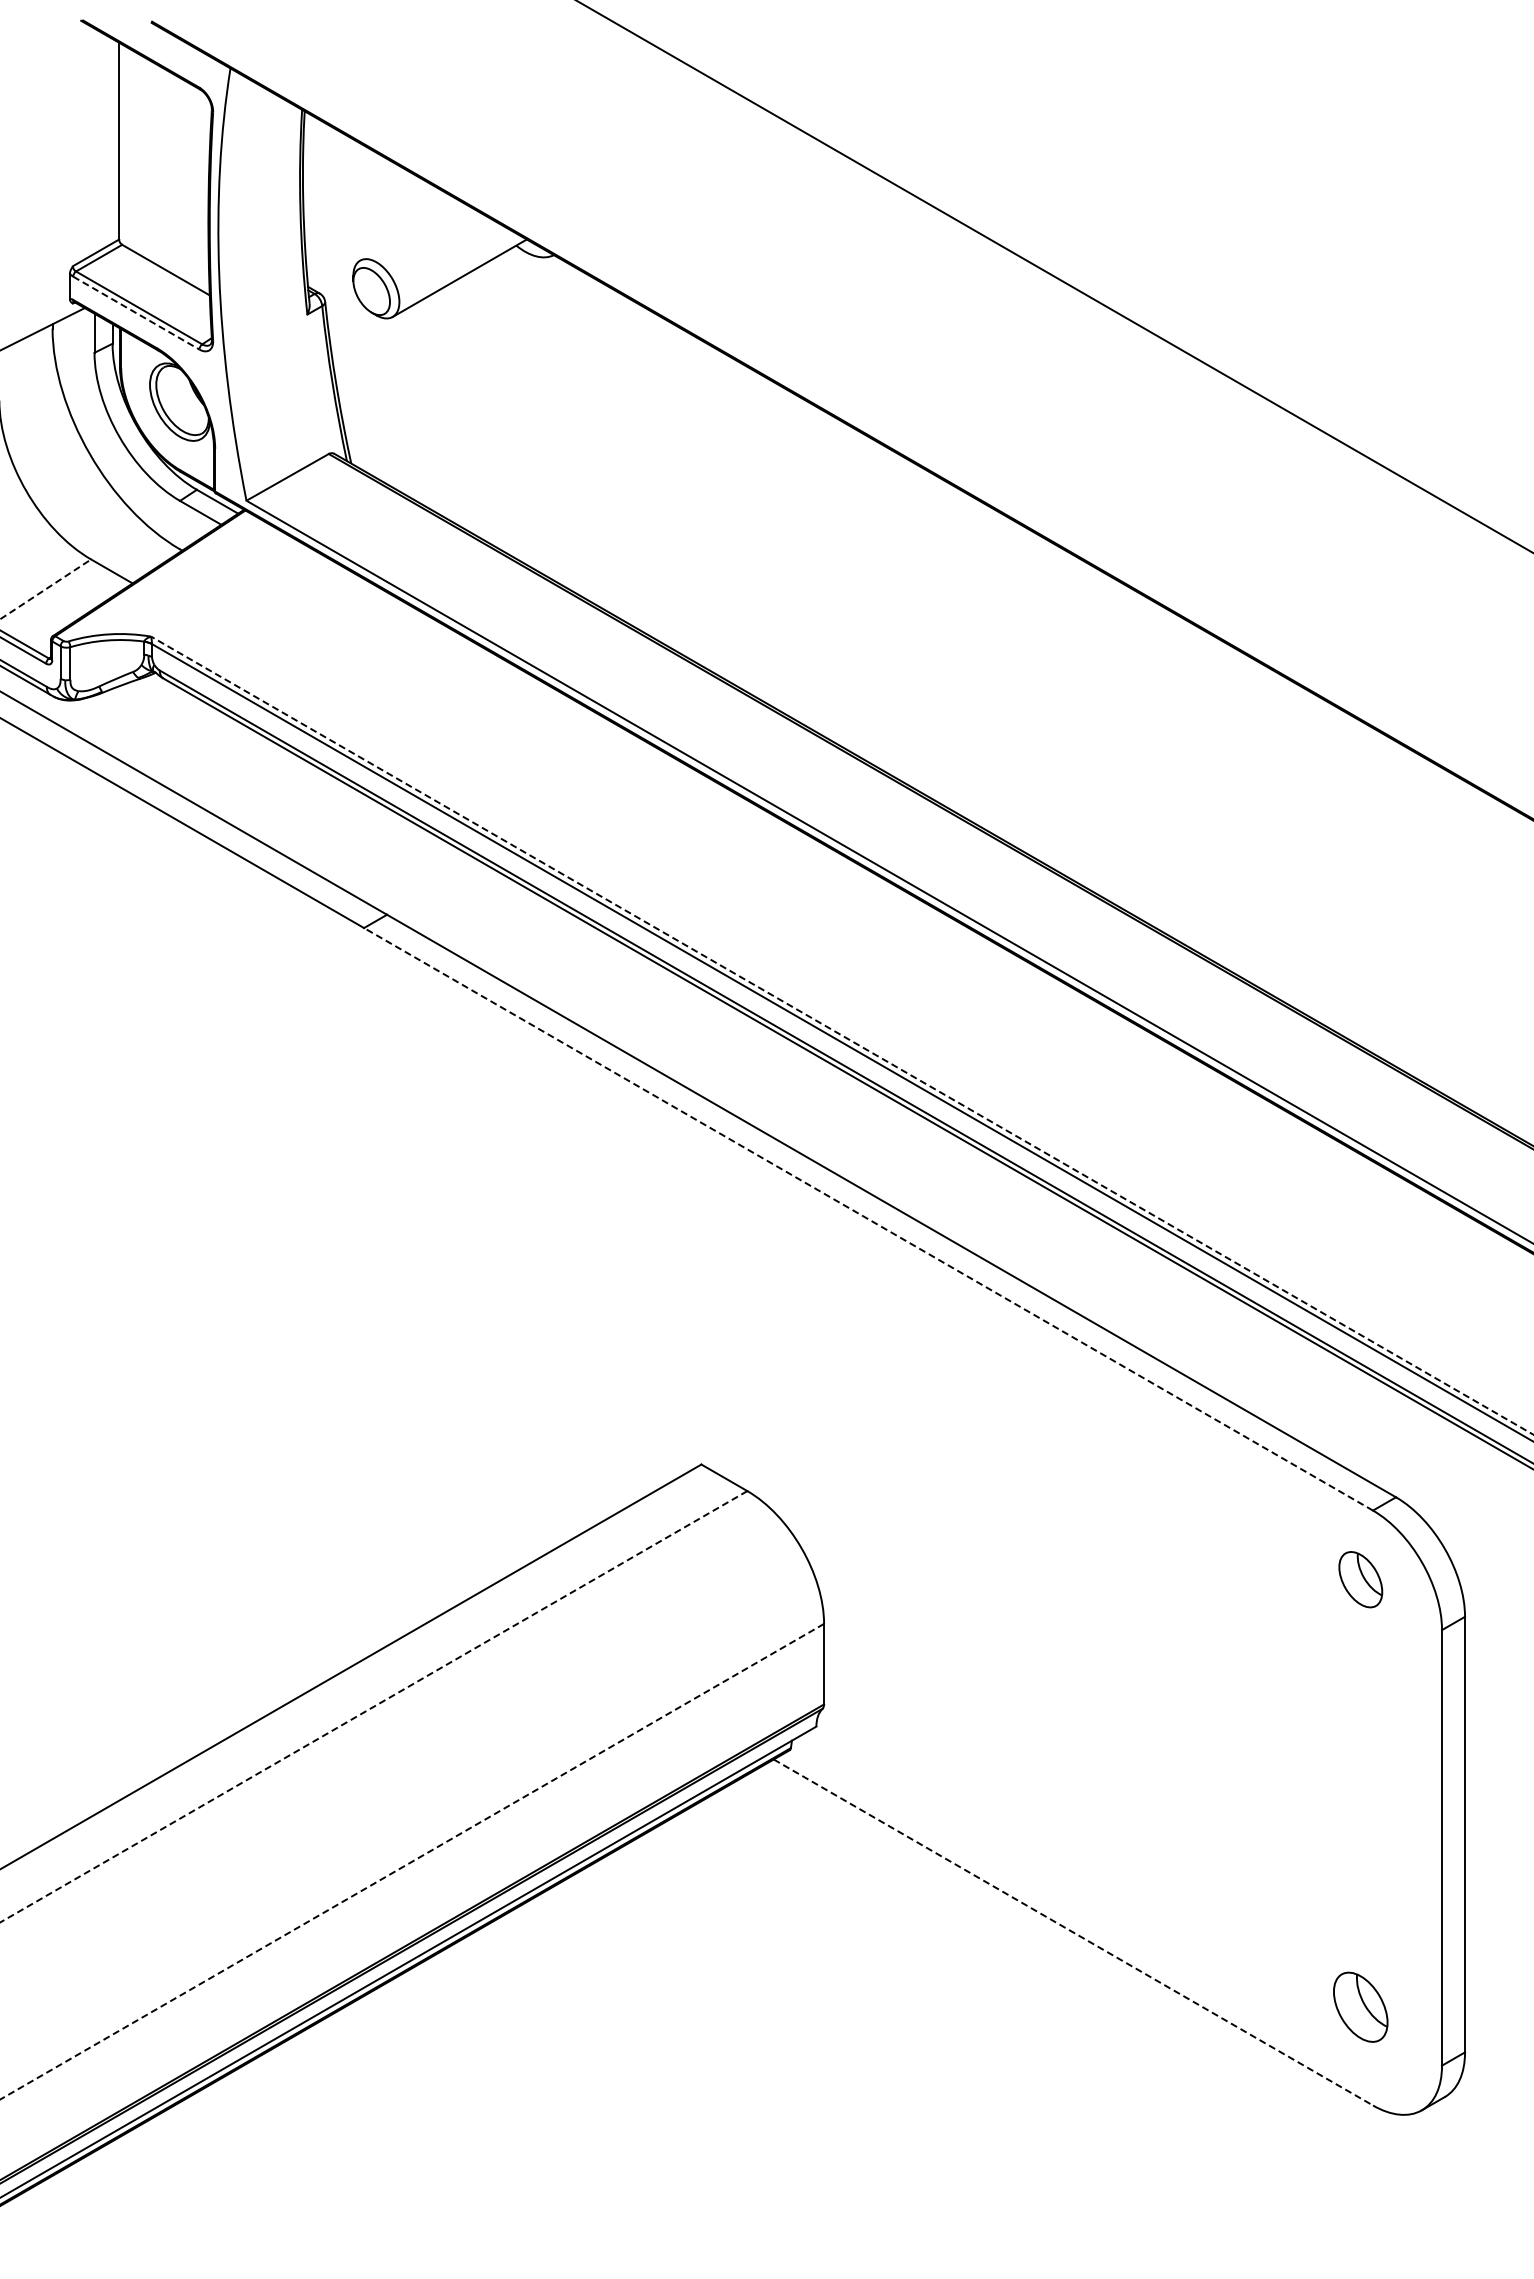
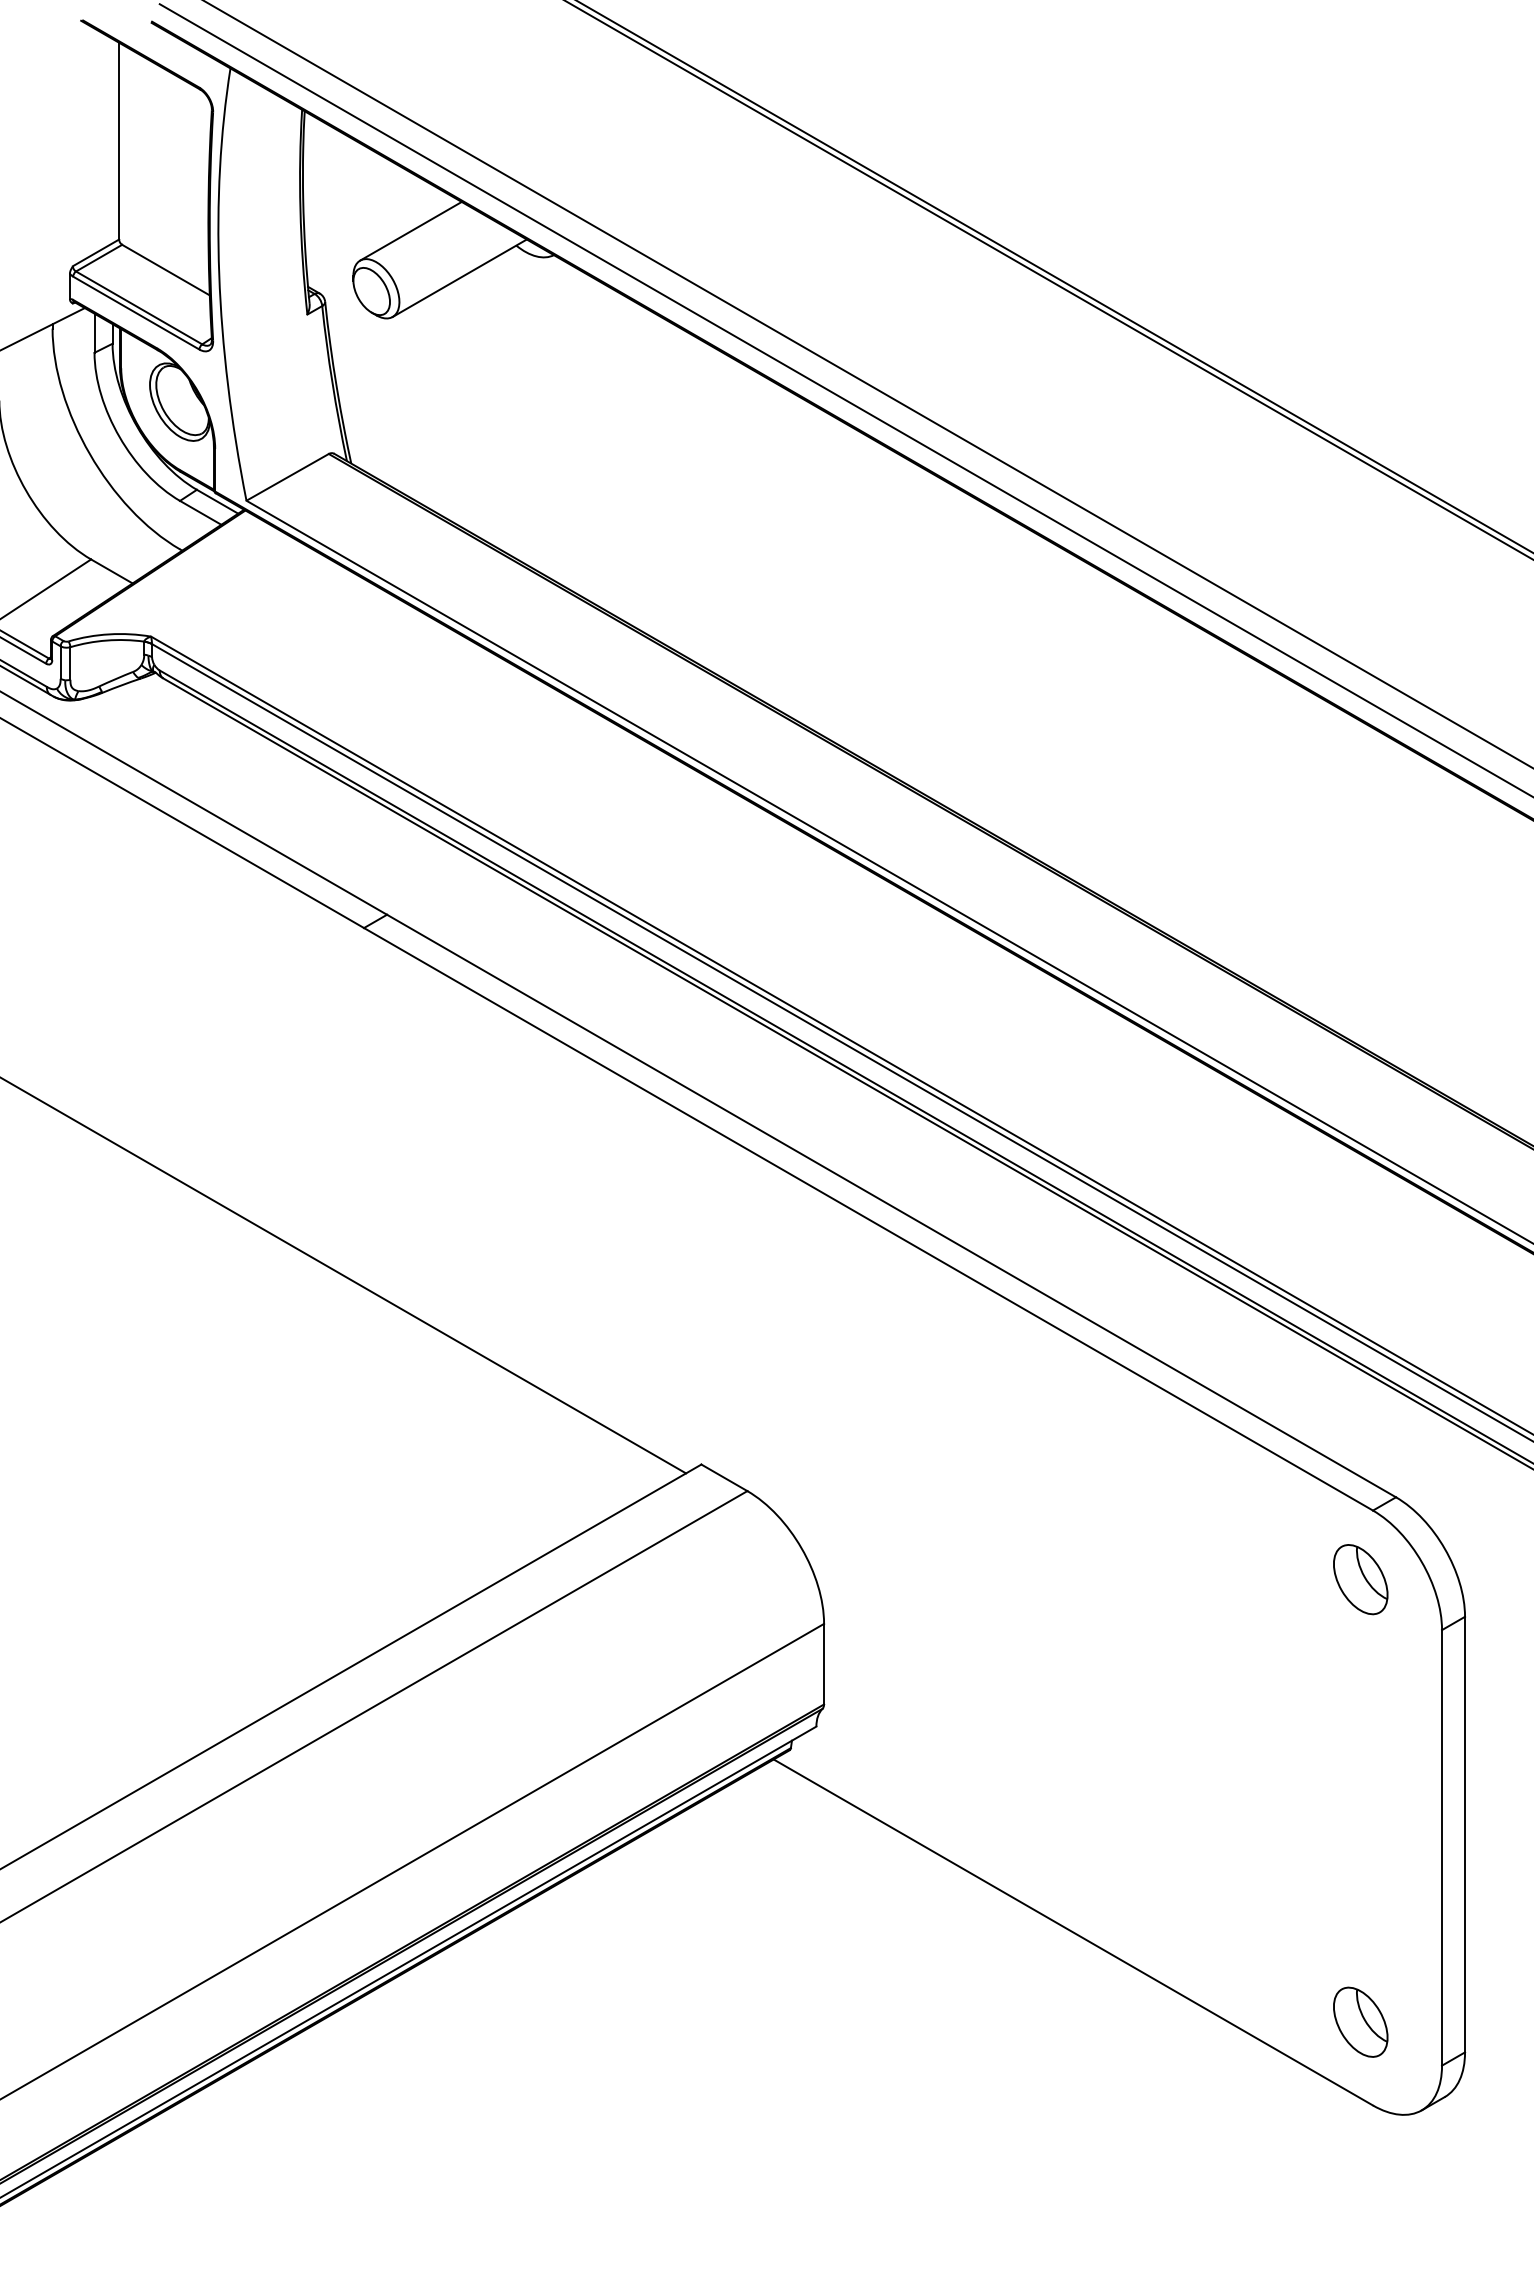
line: none -> present (410, 230)
line: none -> present (1048, 280)
line: dashed -> solid (136, 313)
line: none -> present (868, 384)
line: none -> present (844, 399)
line: dashed -> solid (46, 589)
line: dashed -> solid (842, 1035)
line: dashed -> solid (868, 1219)
line: none -> present (344, 1275)
part size: 46x58 px -> 56x72 px (1360, 1579)
line: dashed -> solid (373, 1707)
line: dashed -> solid (411, 1861)
line: dashed -> solid (1073, 1932)
part position: (1360, 2006) -> (1360, 2021) (1360, 2021)
